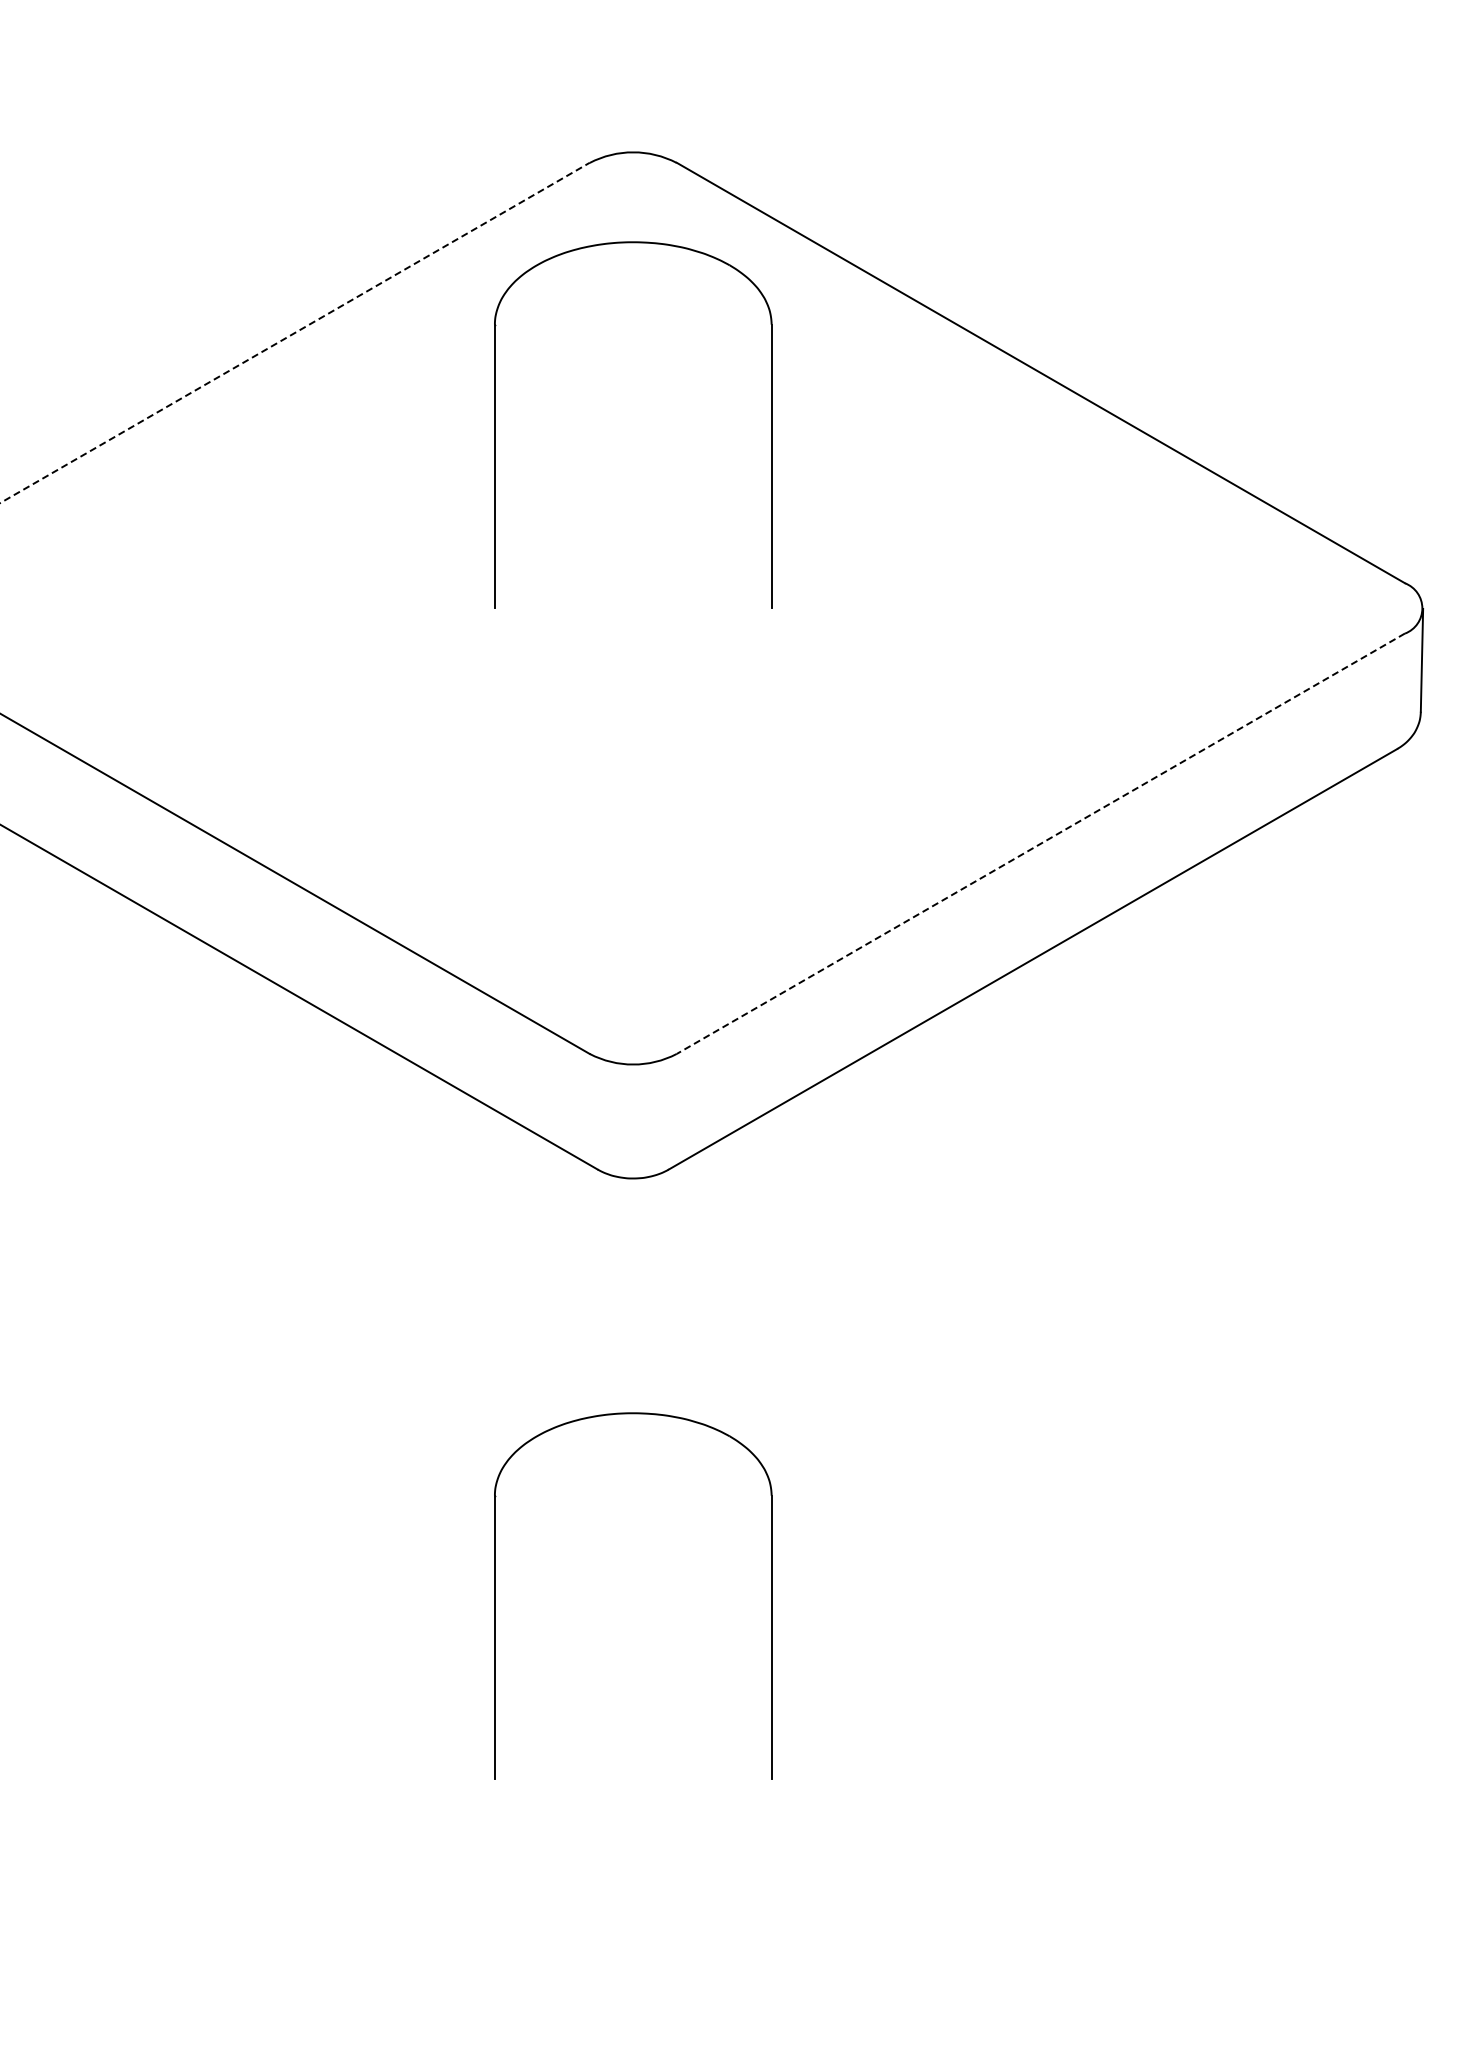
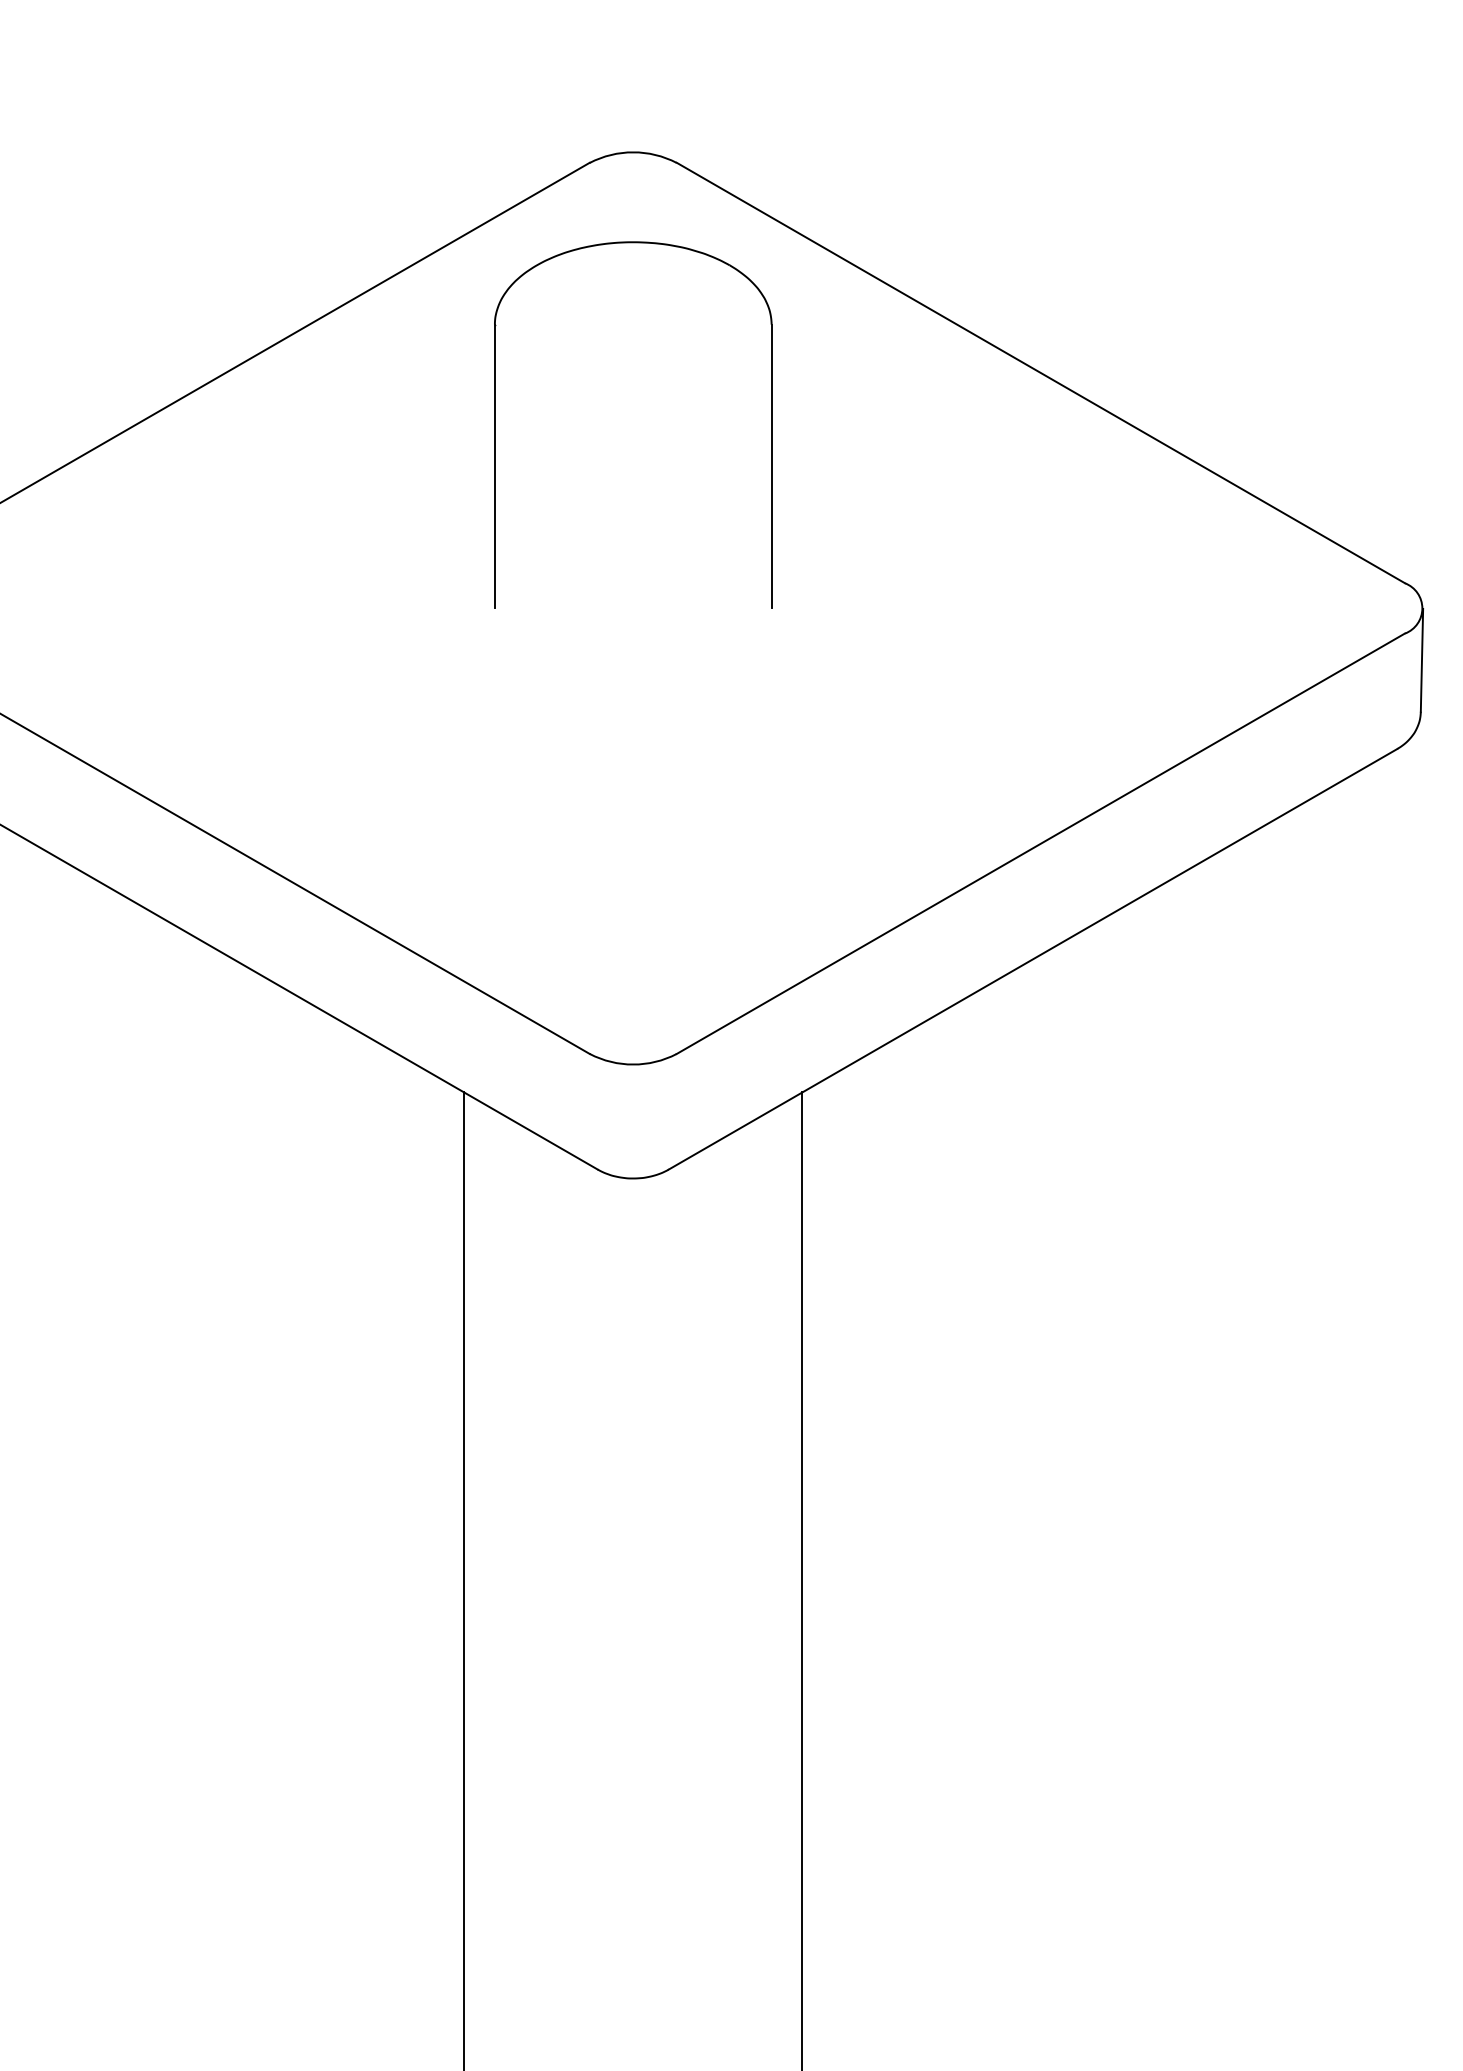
line: dashed -> solid (295, 332)
line: dashed -> solid (1040, 843)
line: none -> present (464, 1579)
line: none -> present (802, 1579)
part: present -> none (495, 1595)
